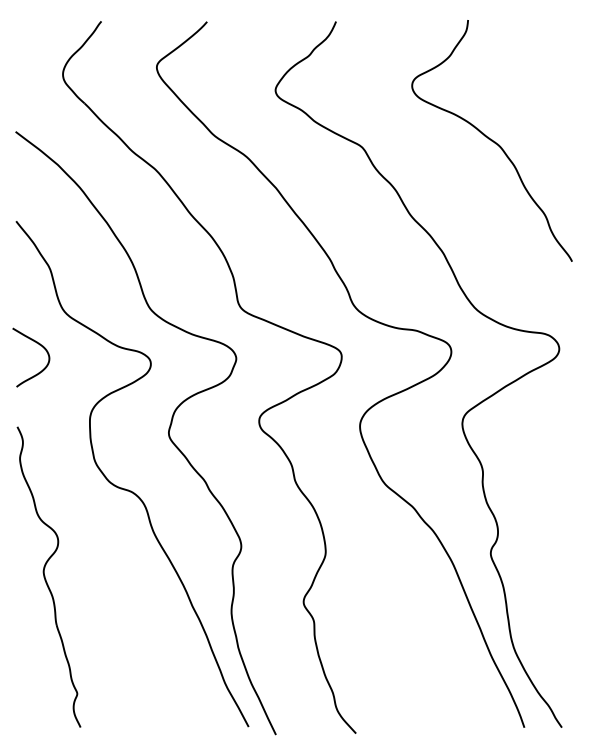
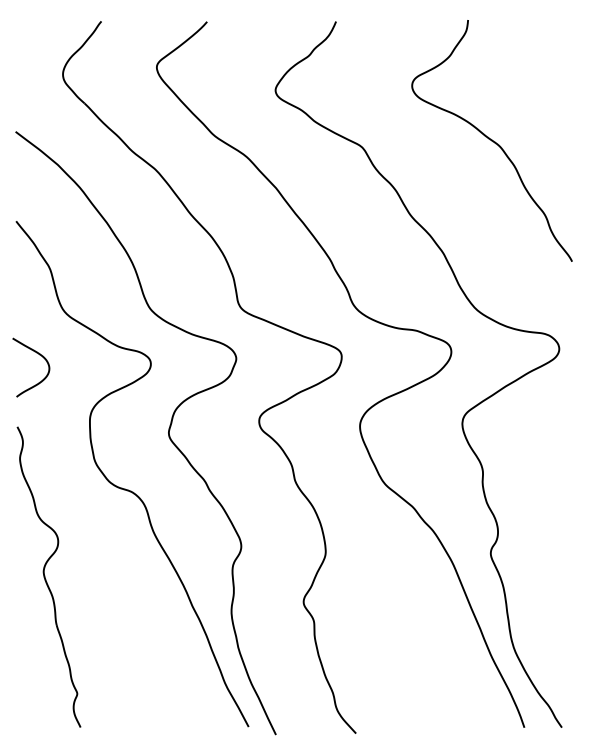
curve position: (39, 345) -> (39, 355) (39, 355)
